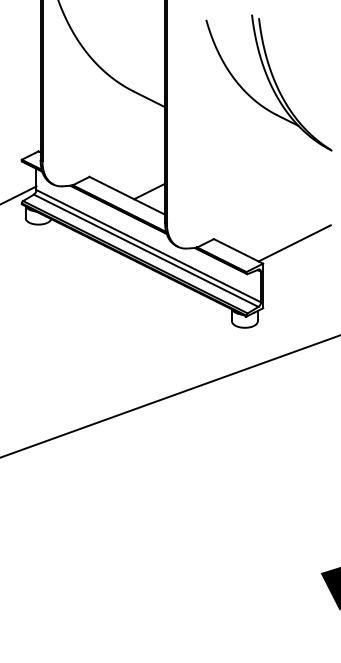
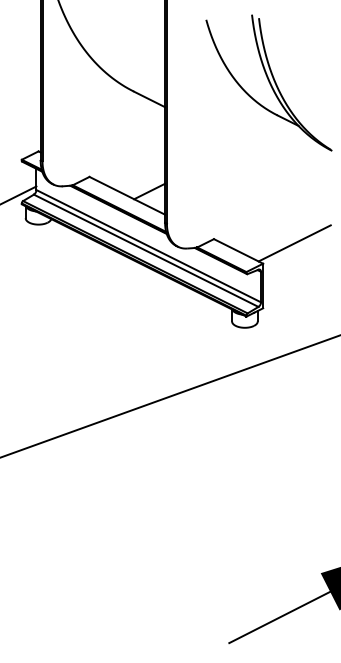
line: none -> present (279, 617)
